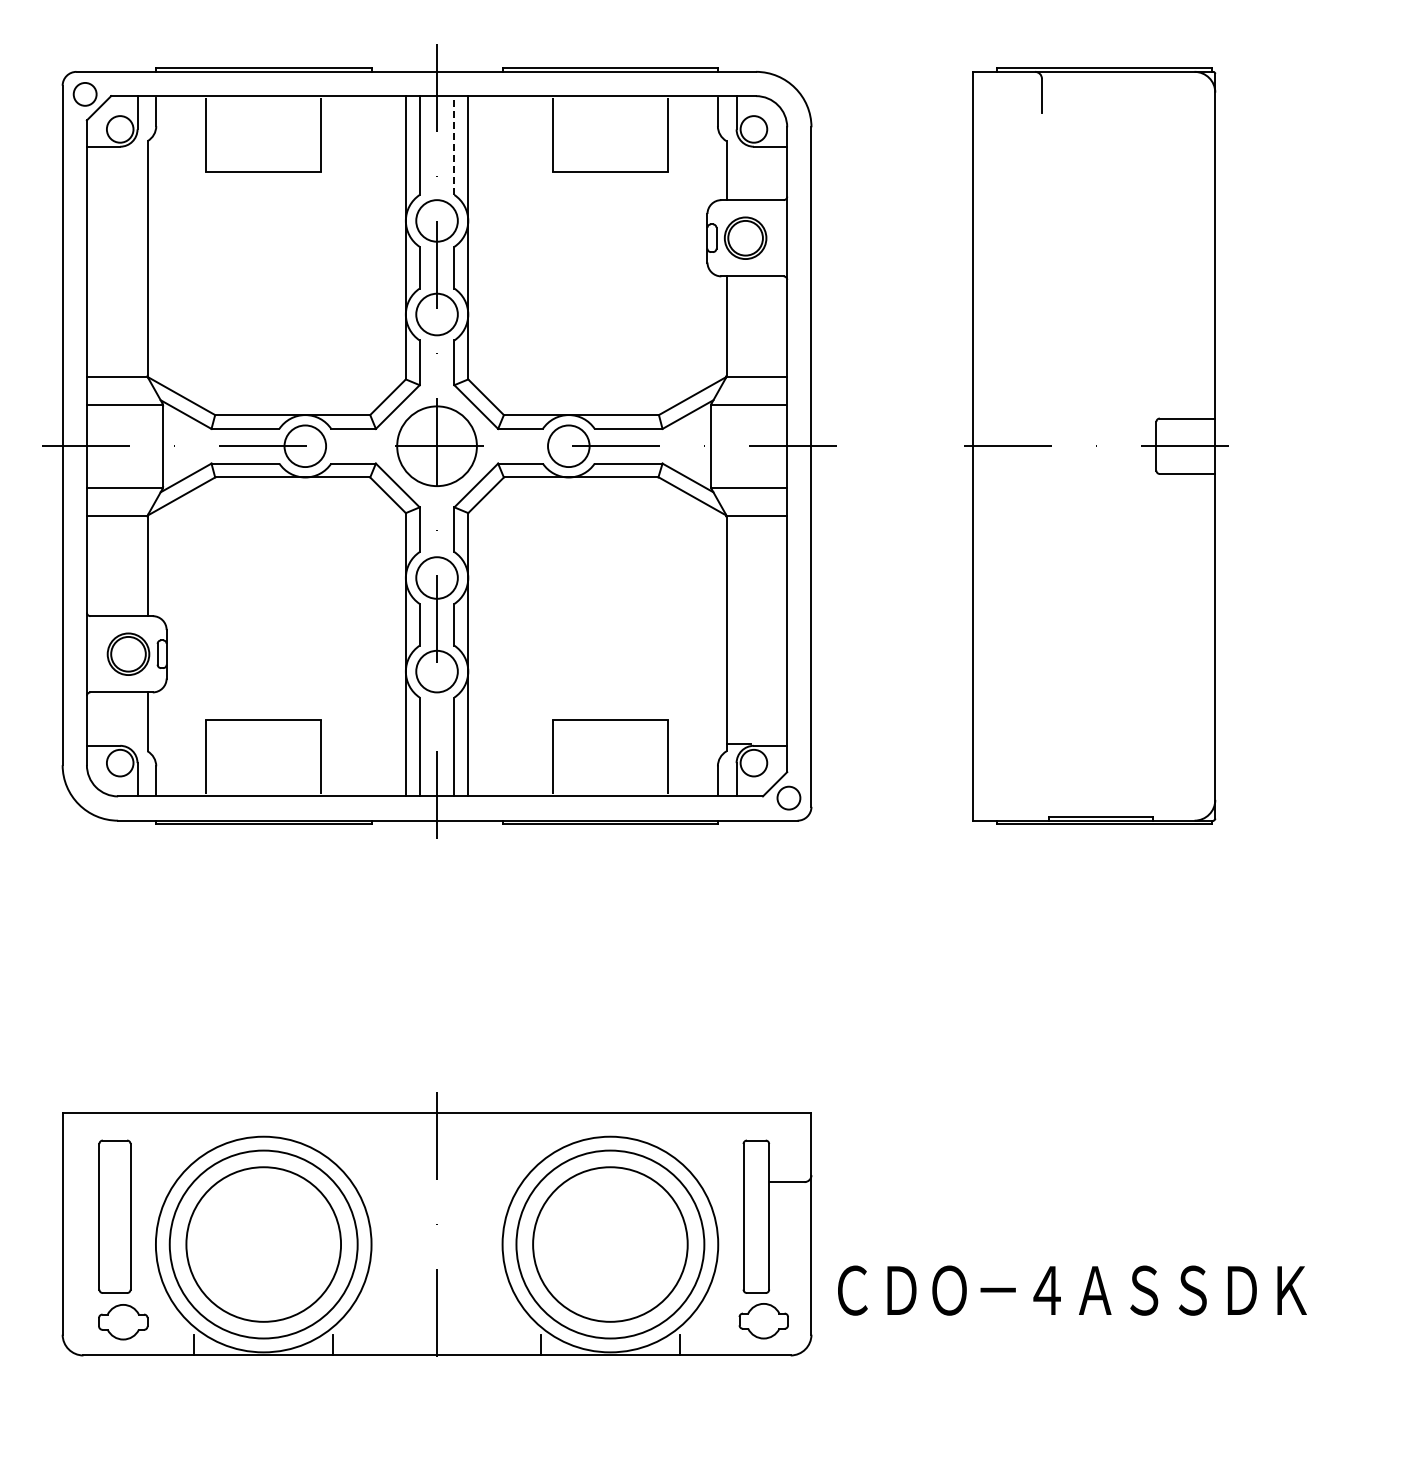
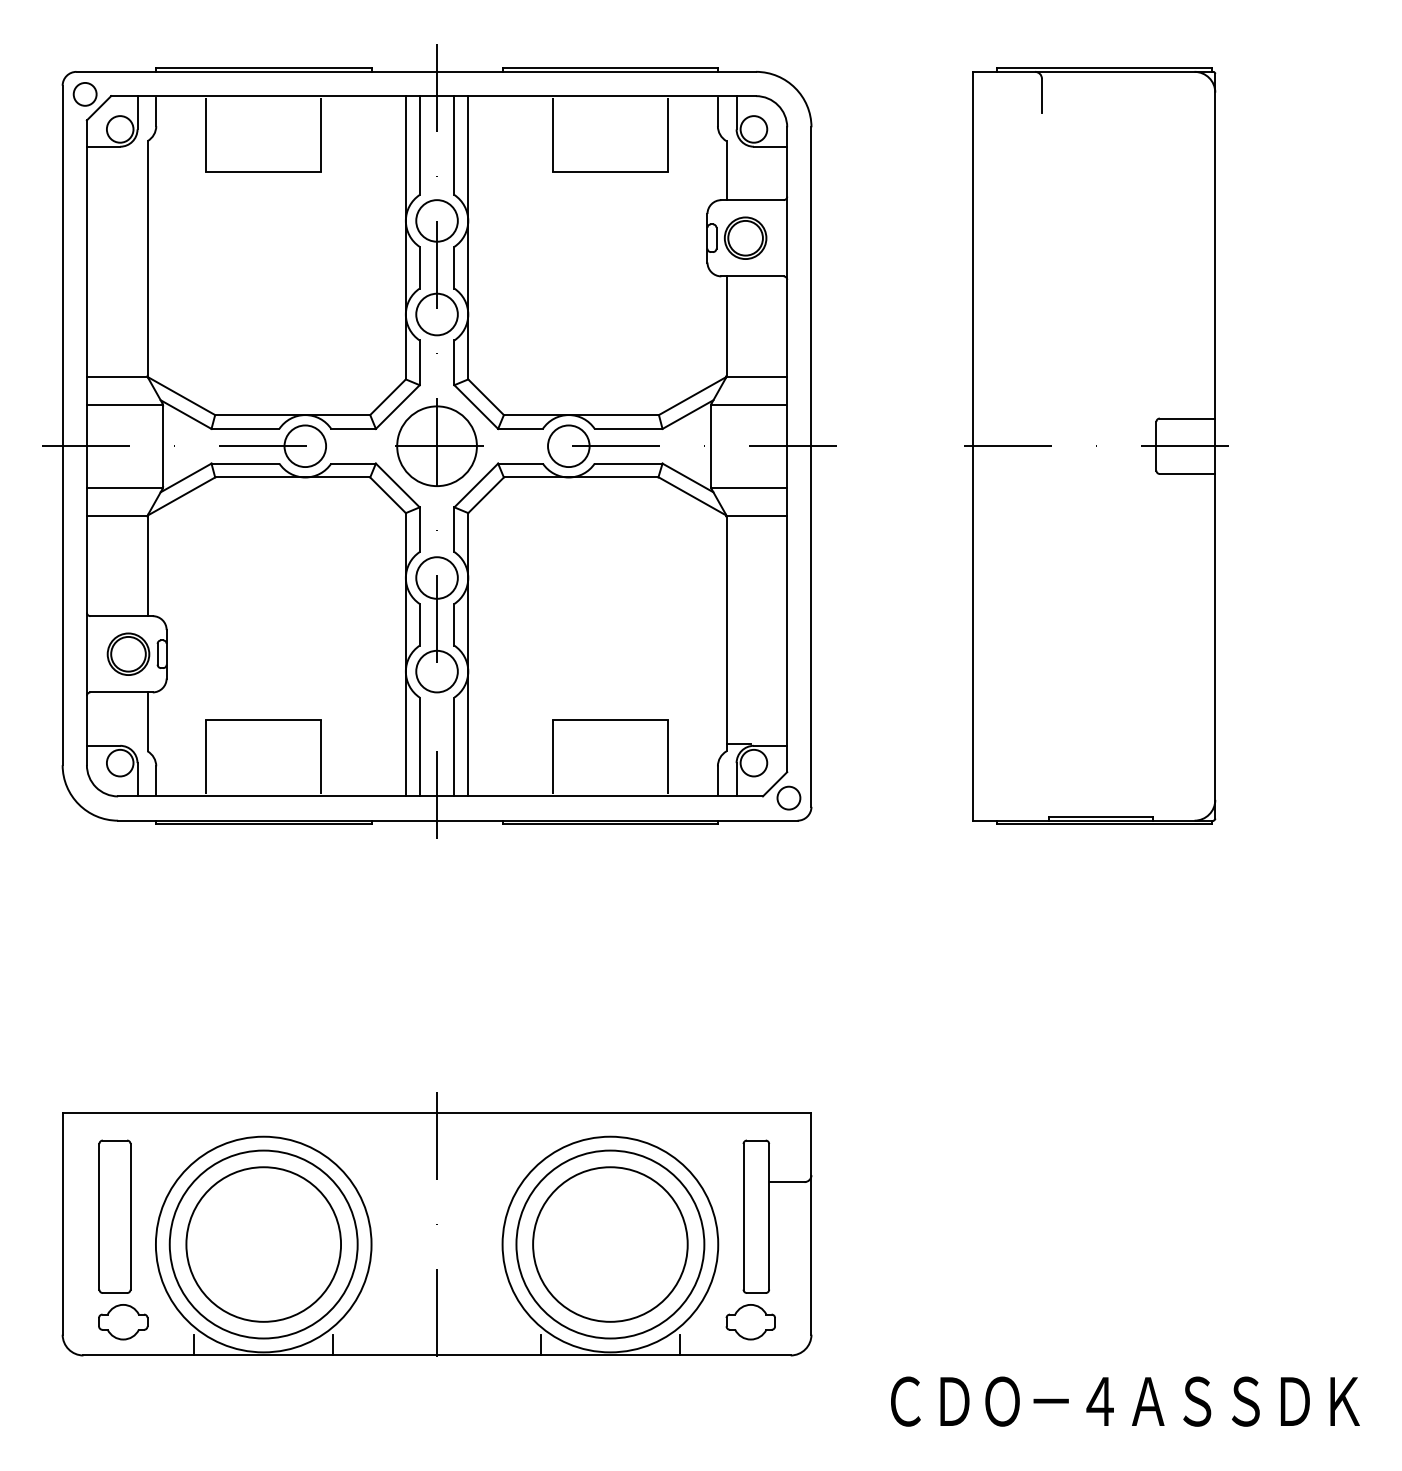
line: dashed -> solid (454, 145)
text position: (1072, 1290) -> (1125, 1401) (1125, 1401)
part position: (763, 1321) -> (750, 1322) (750, 1322)
